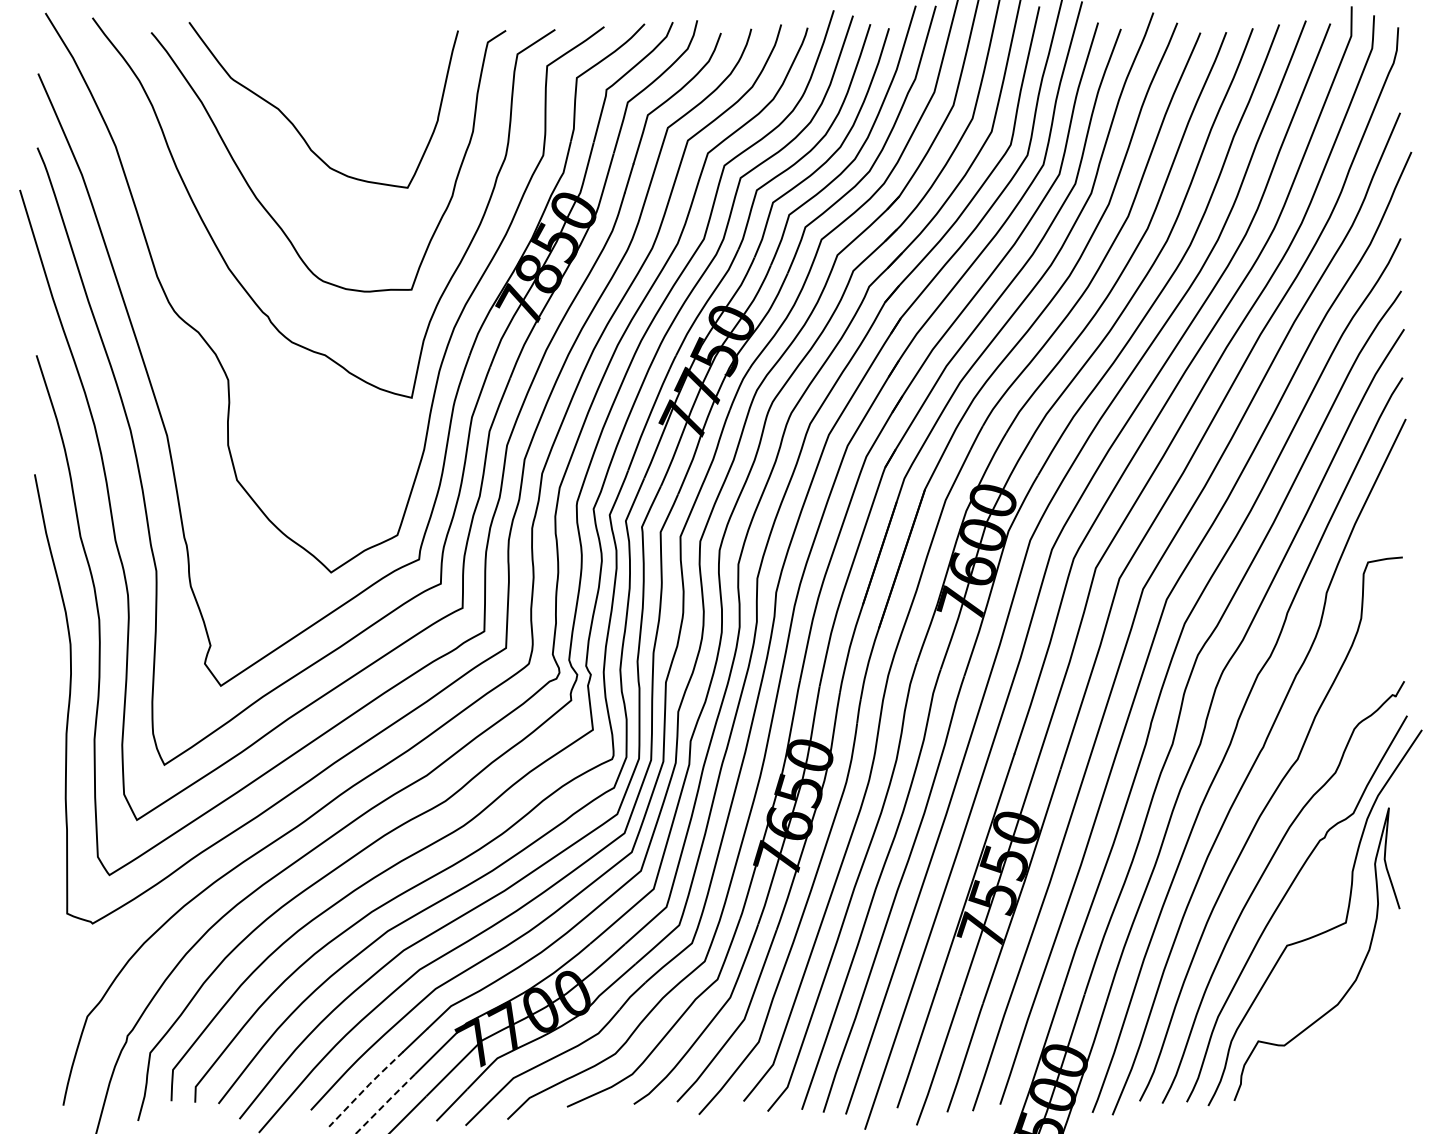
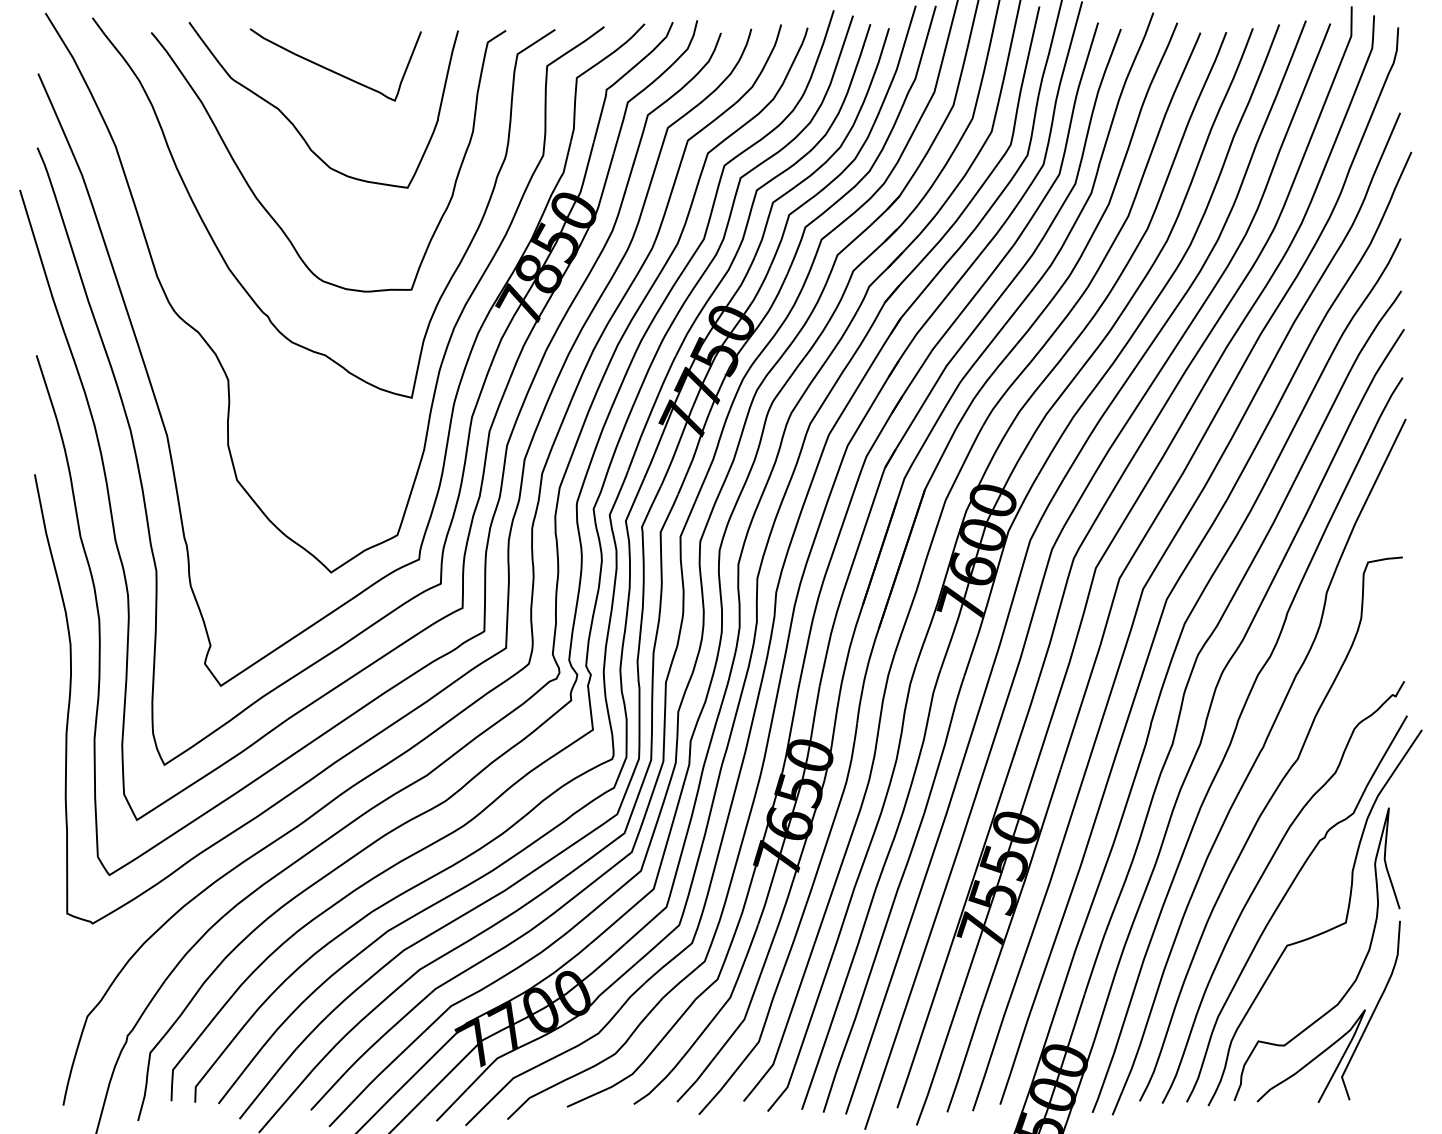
curve: none -> present (333, 70)
part: none -> present (1345, 1032)
line: dashed -> solid (366, 1087)
line: dashed -> solid (385, 1104)
